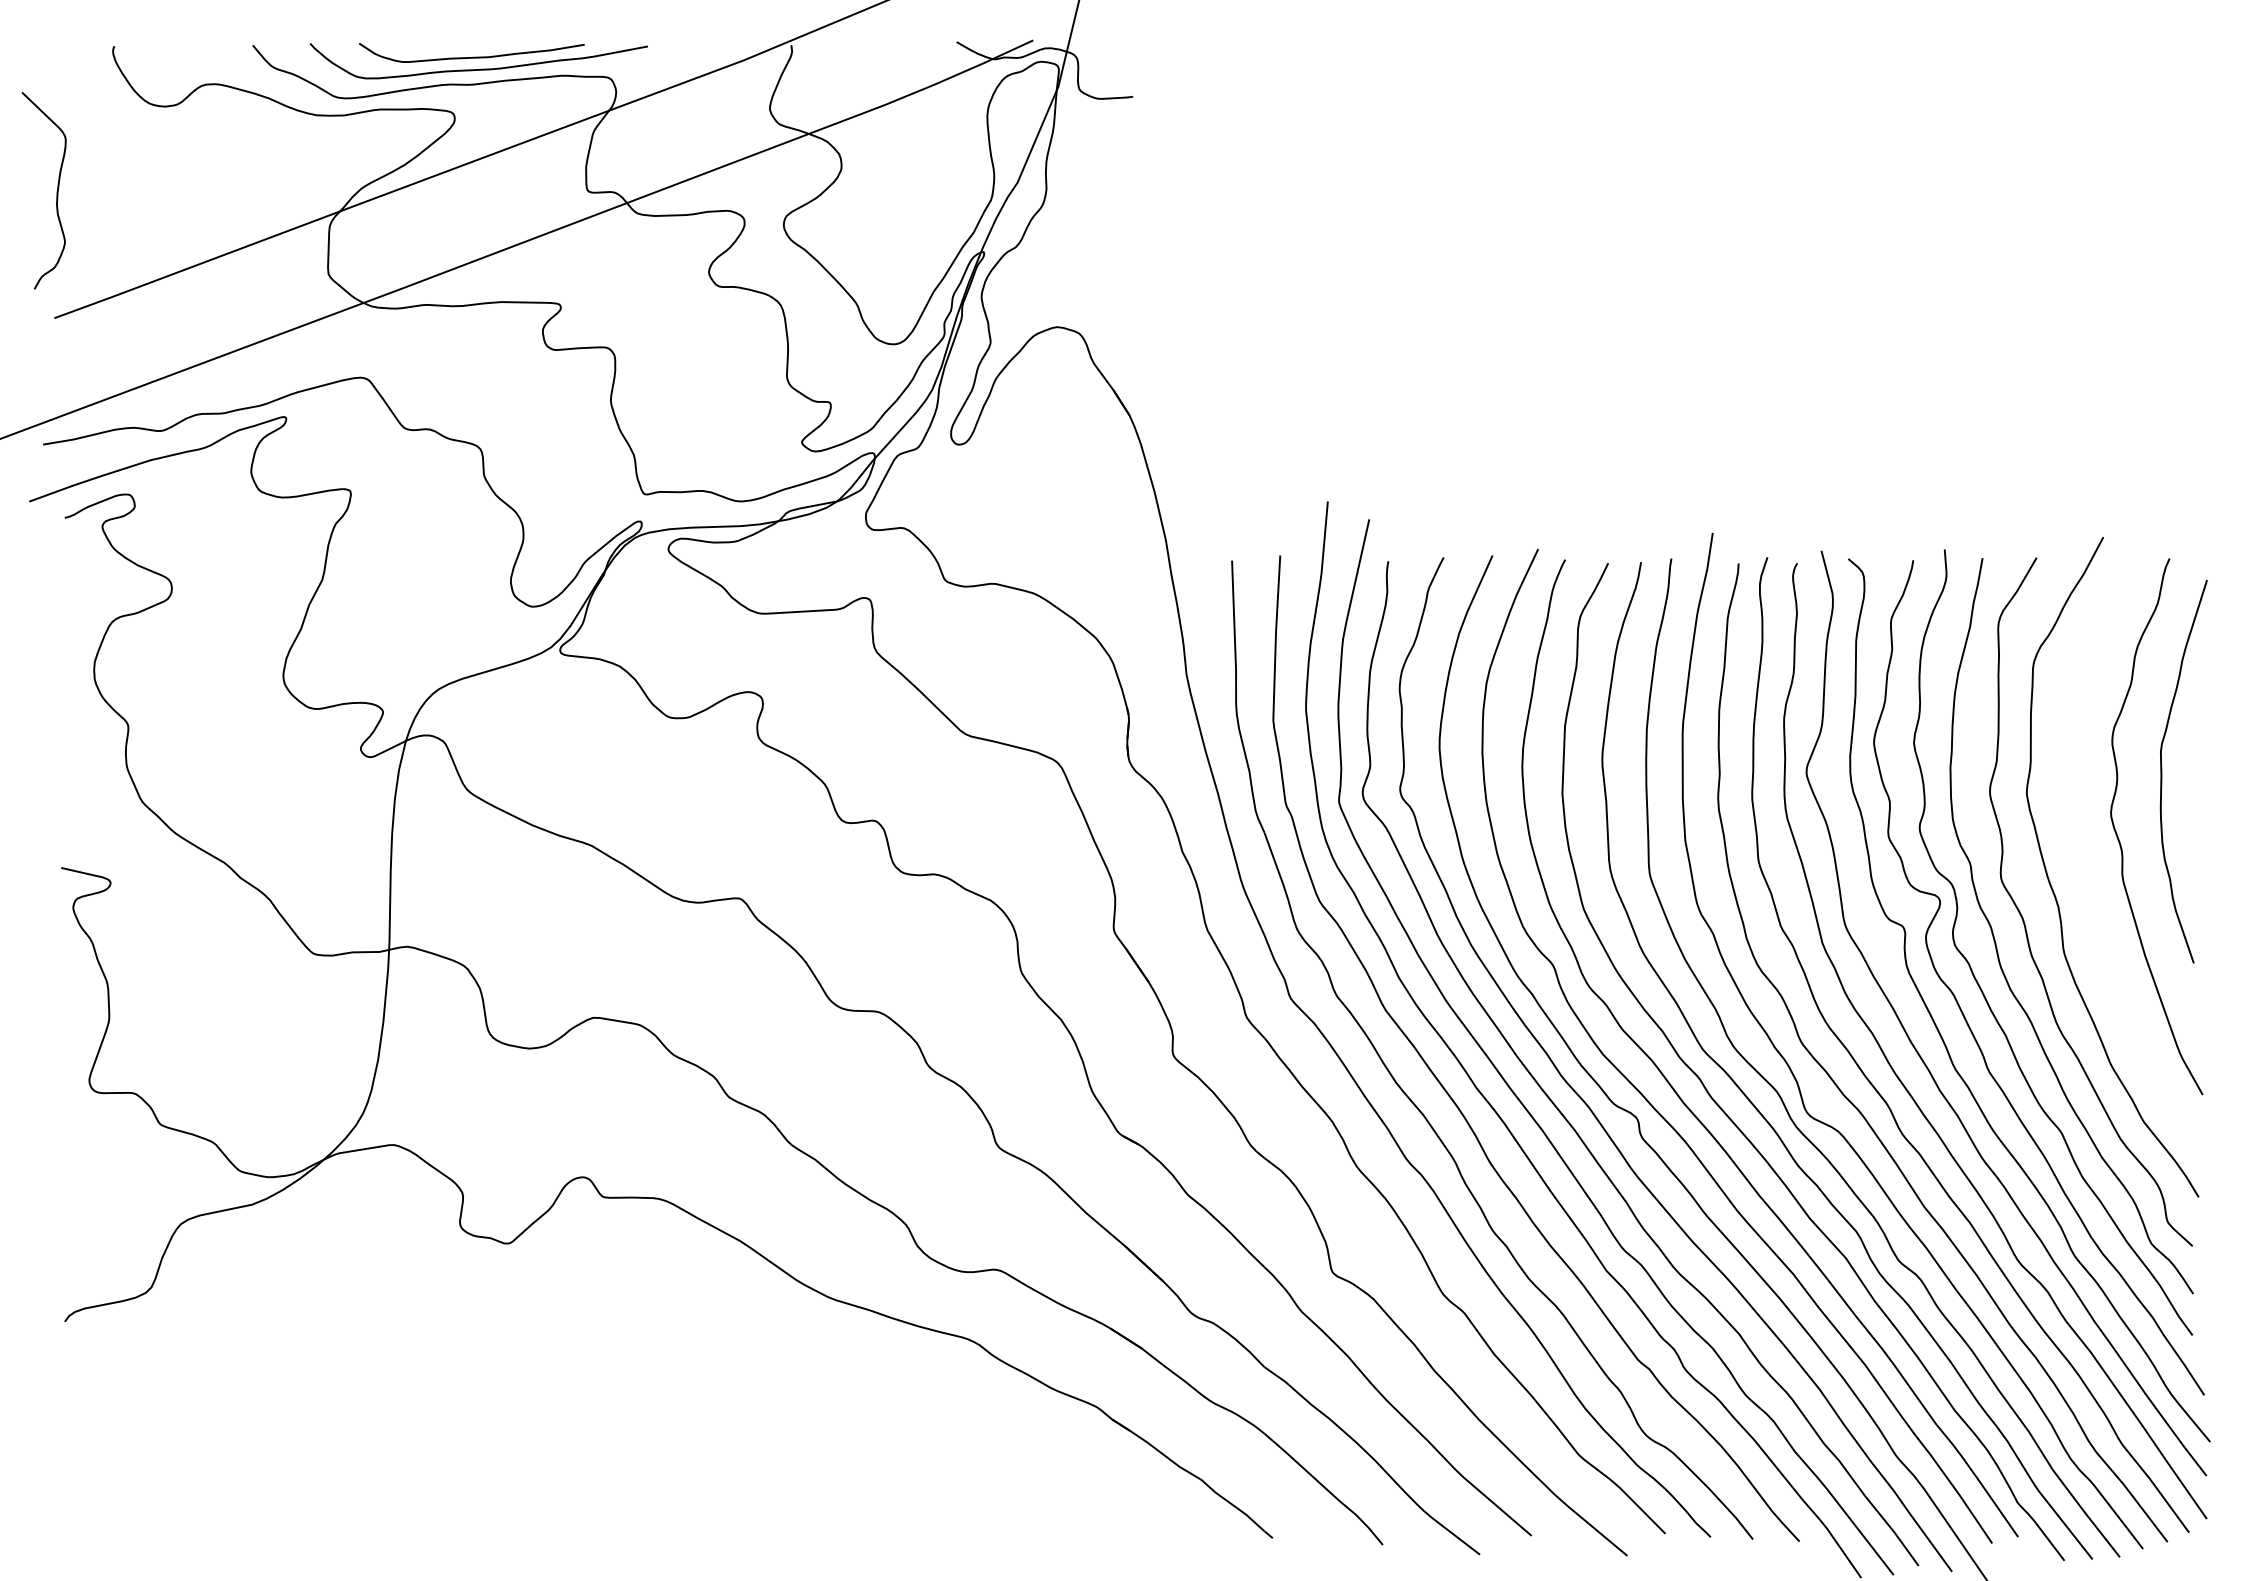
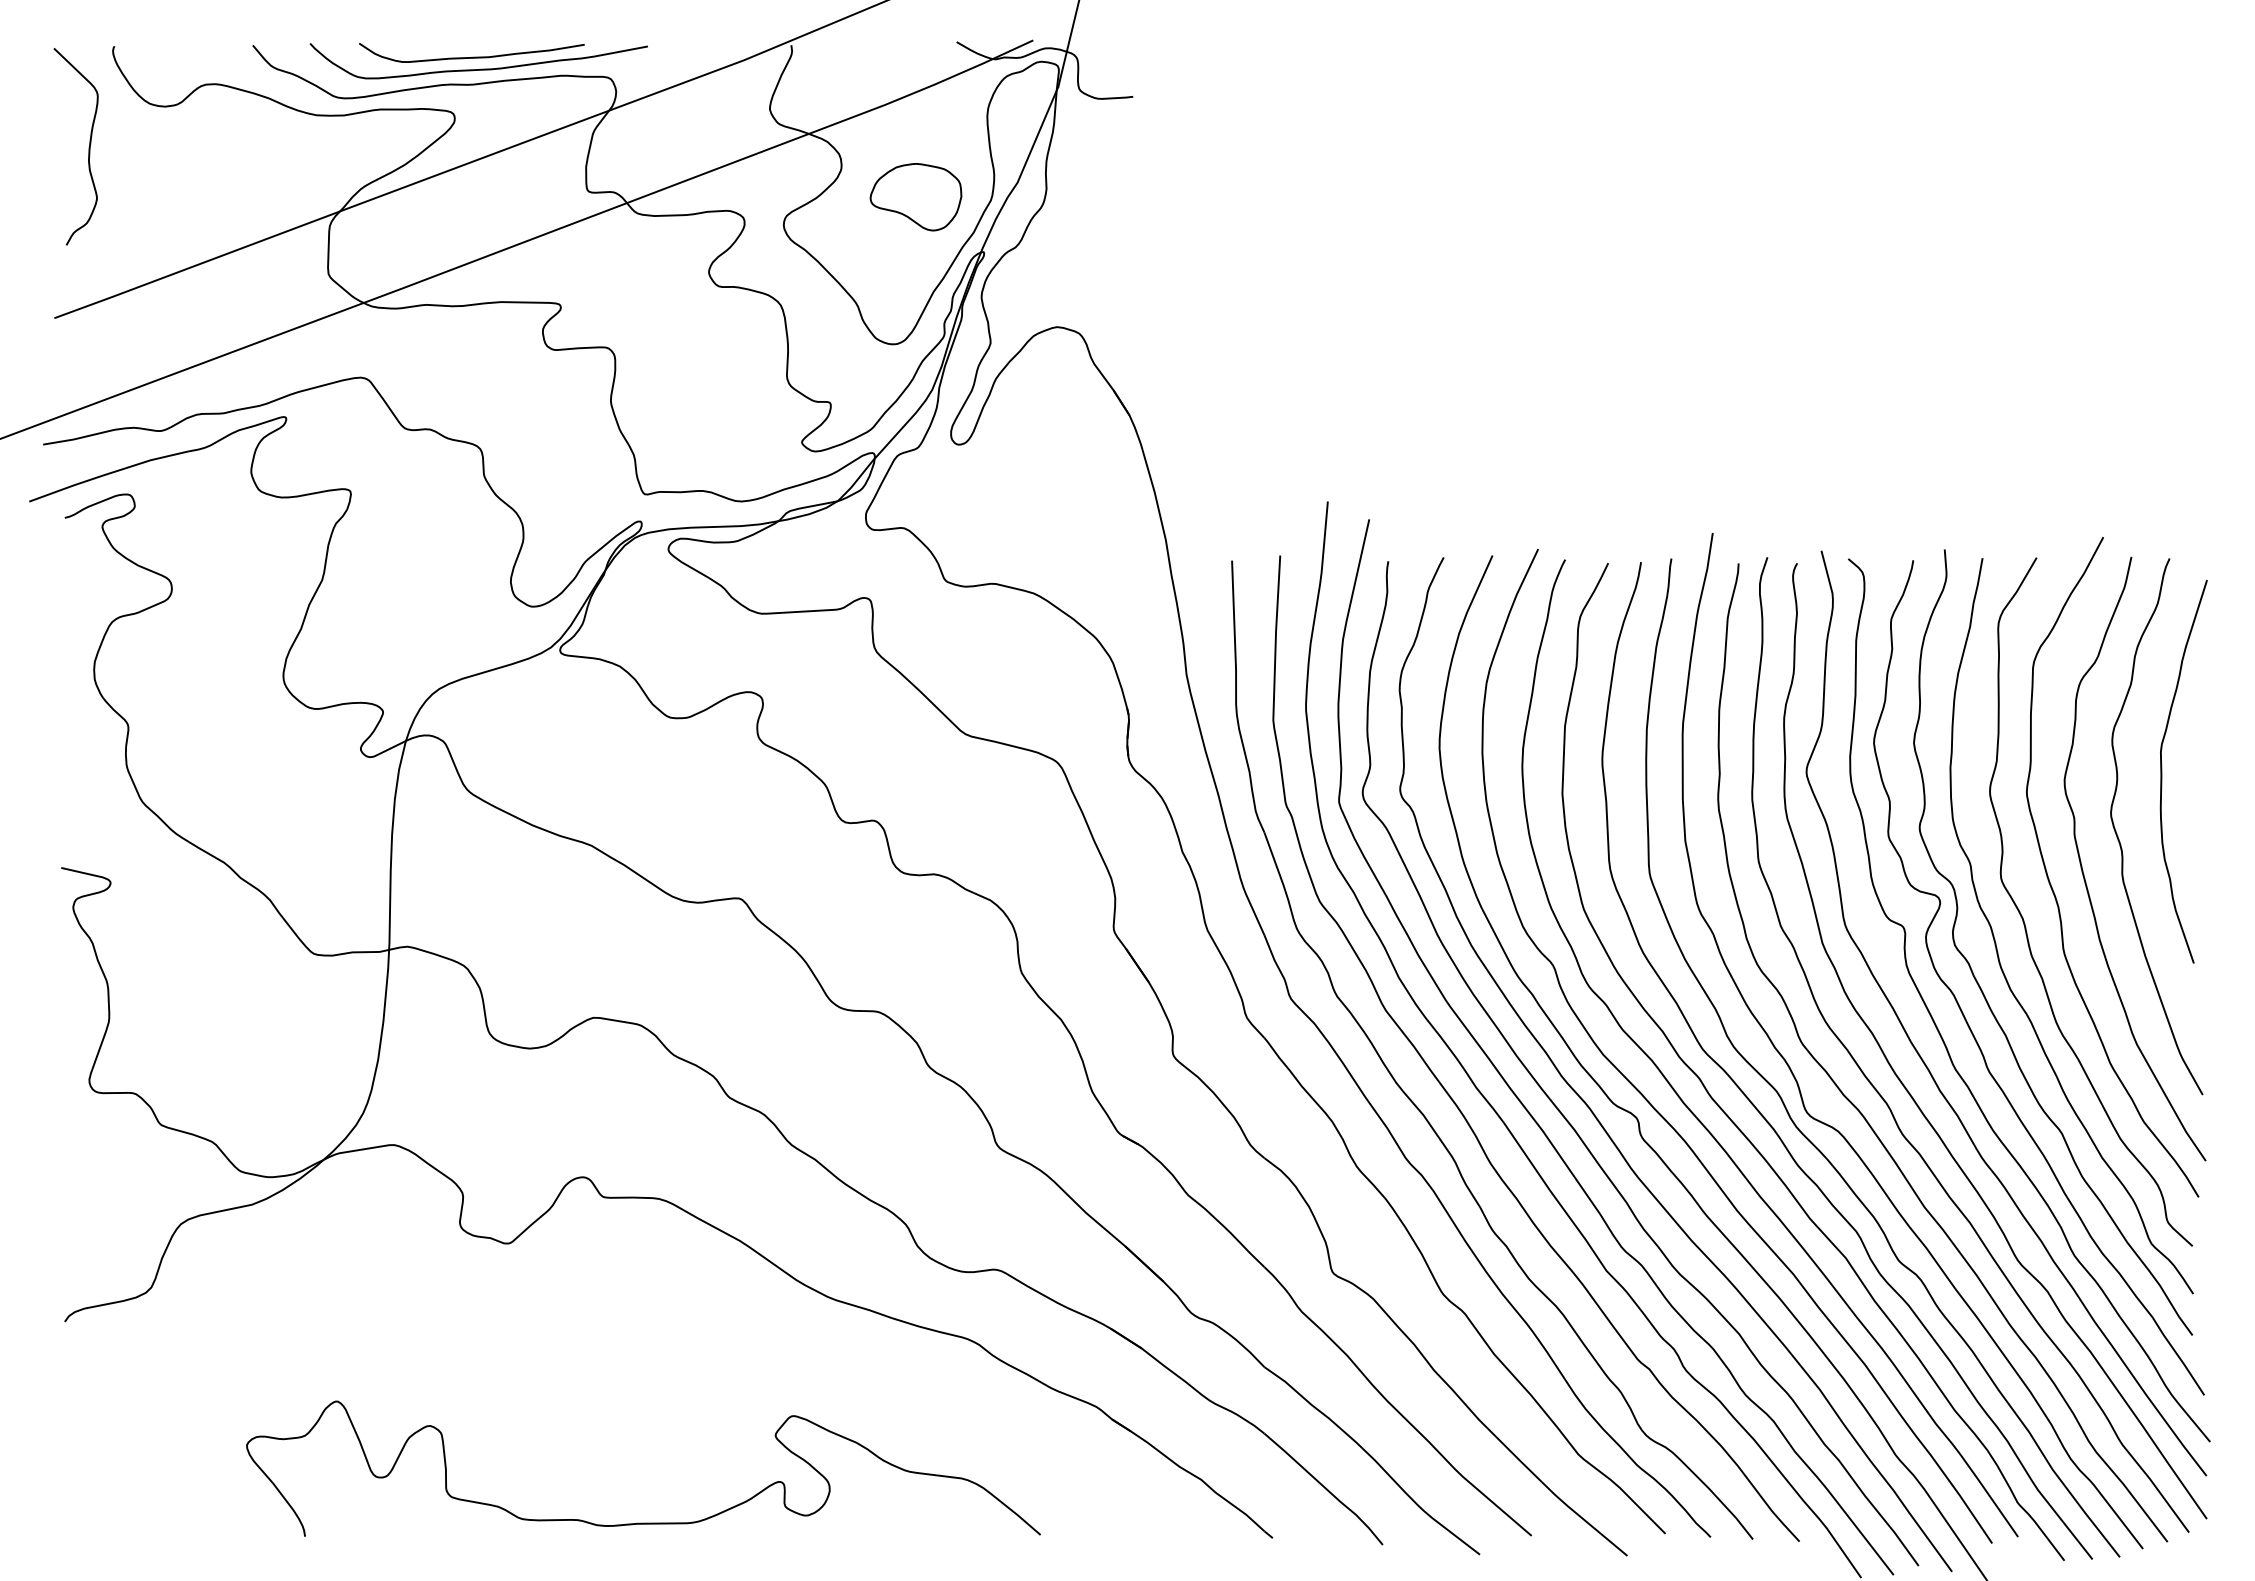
curve position: (56, 191) -> (88, 147) (88, 147)
part: none -> present (915, 197)
curve: none -> present (2083, 870)
curve: none -> present (643, 1522)
